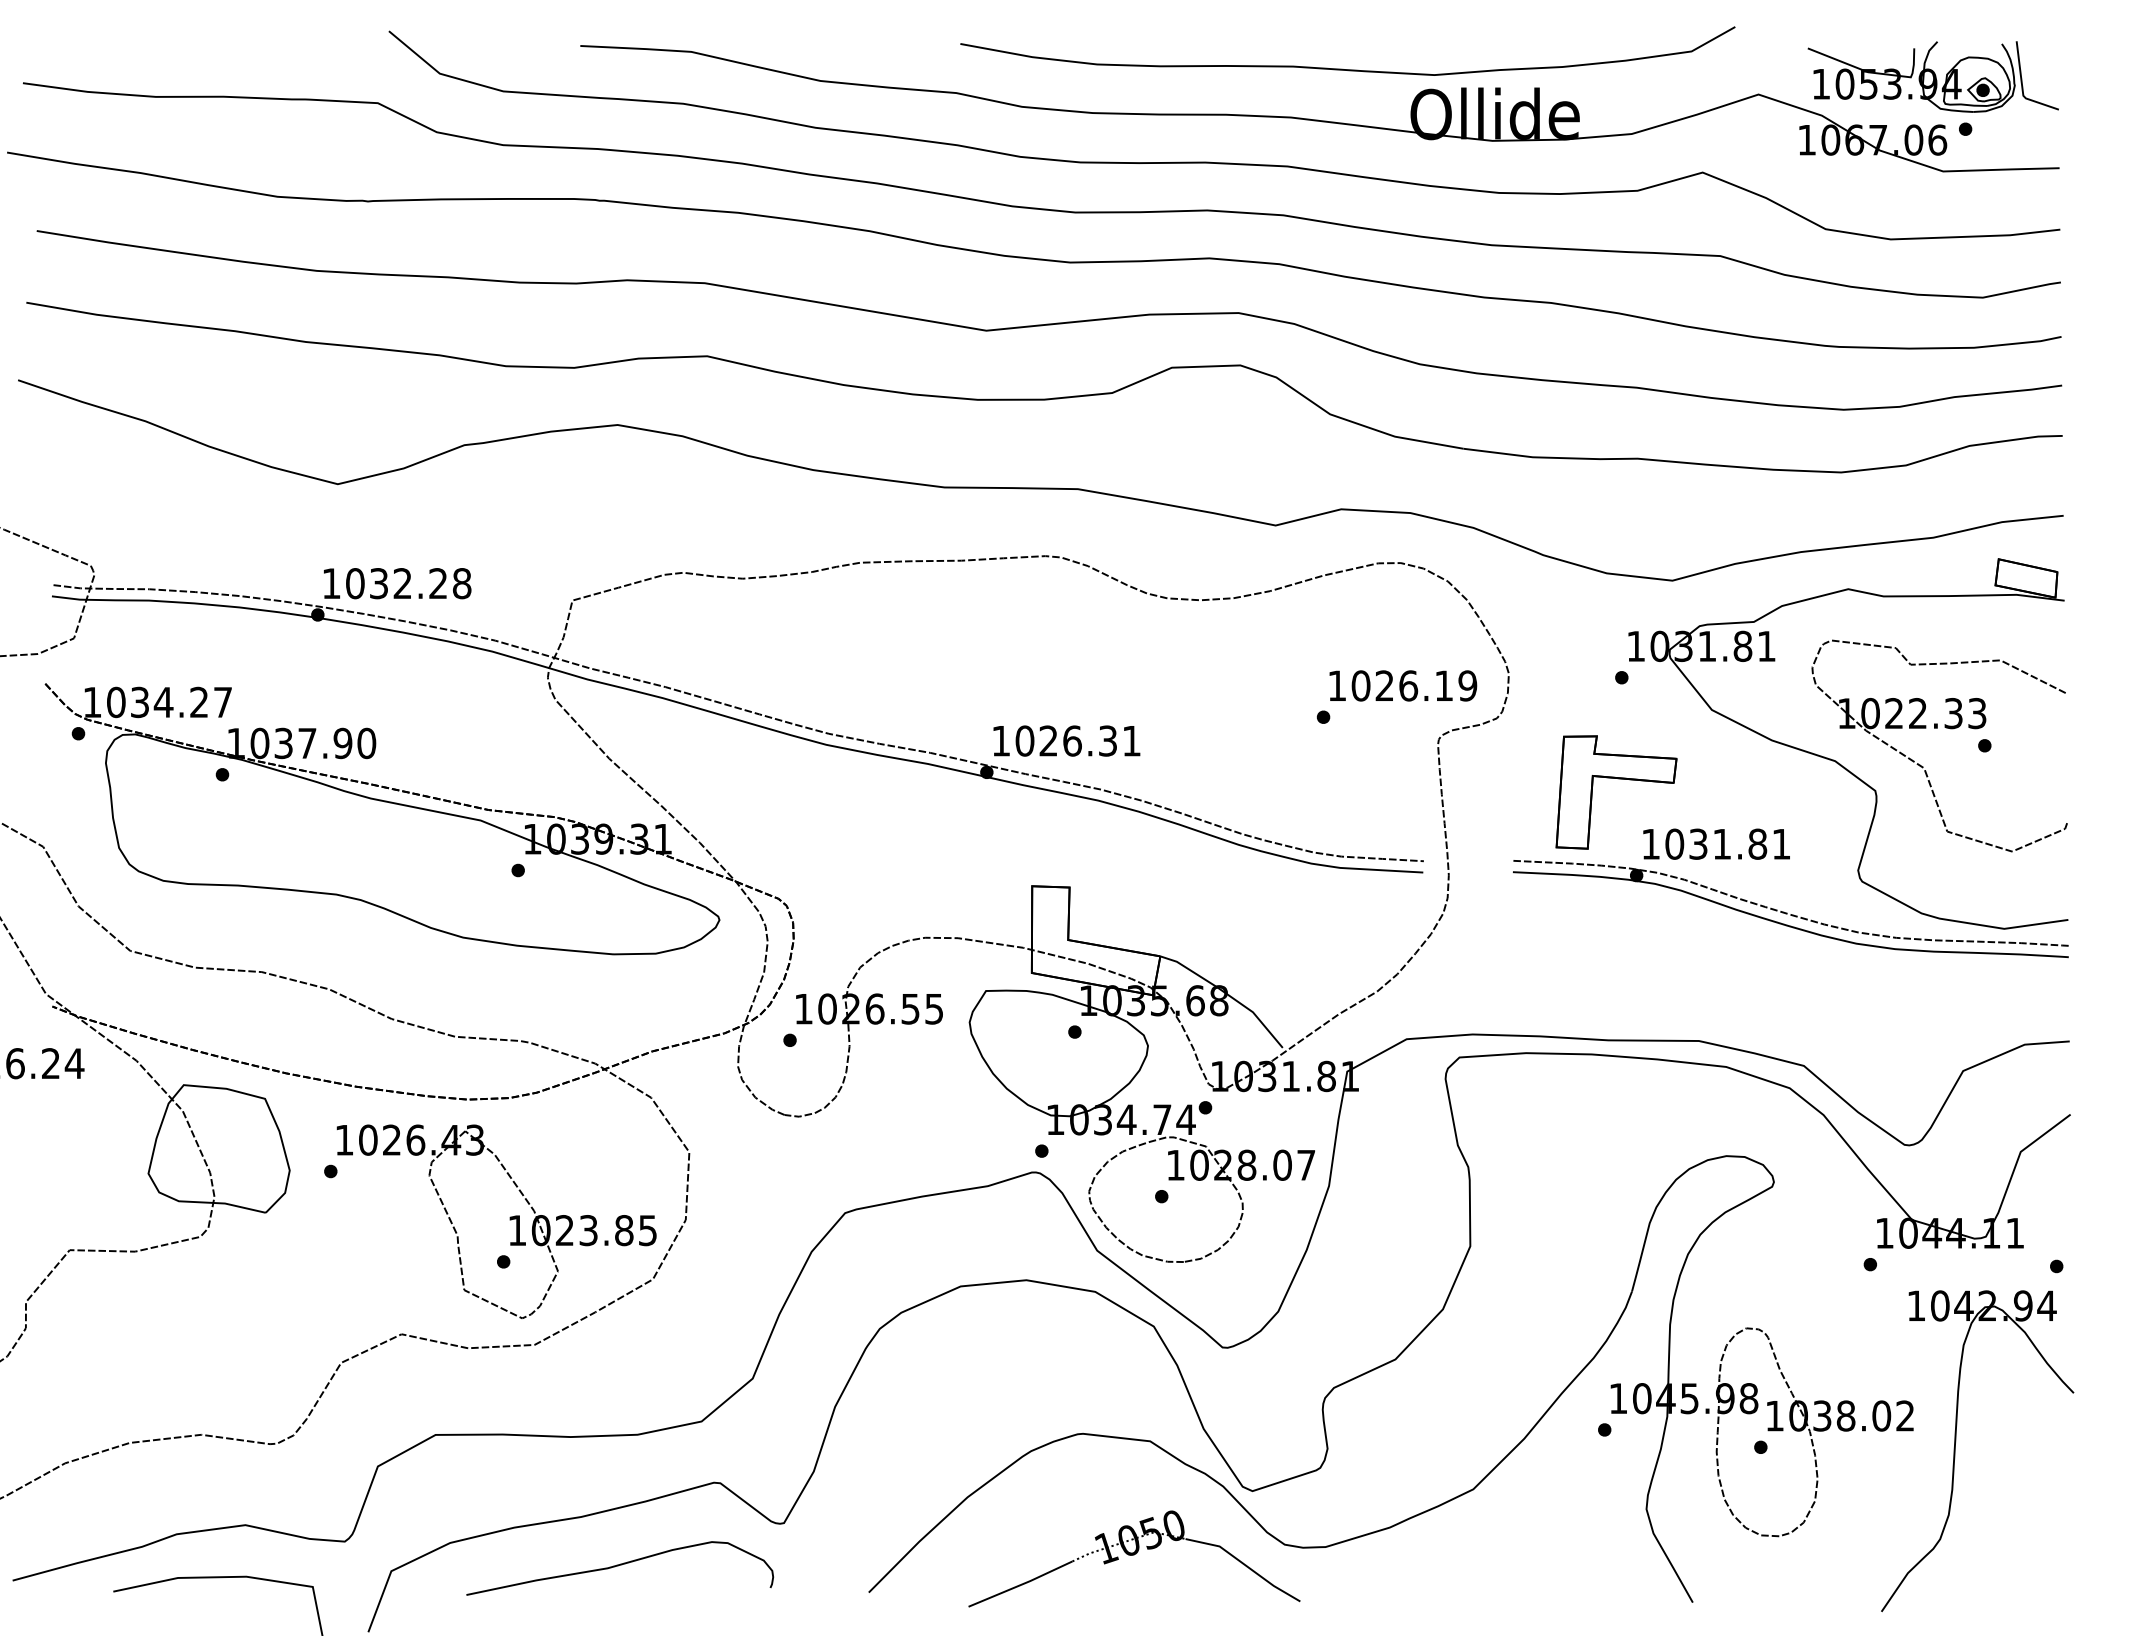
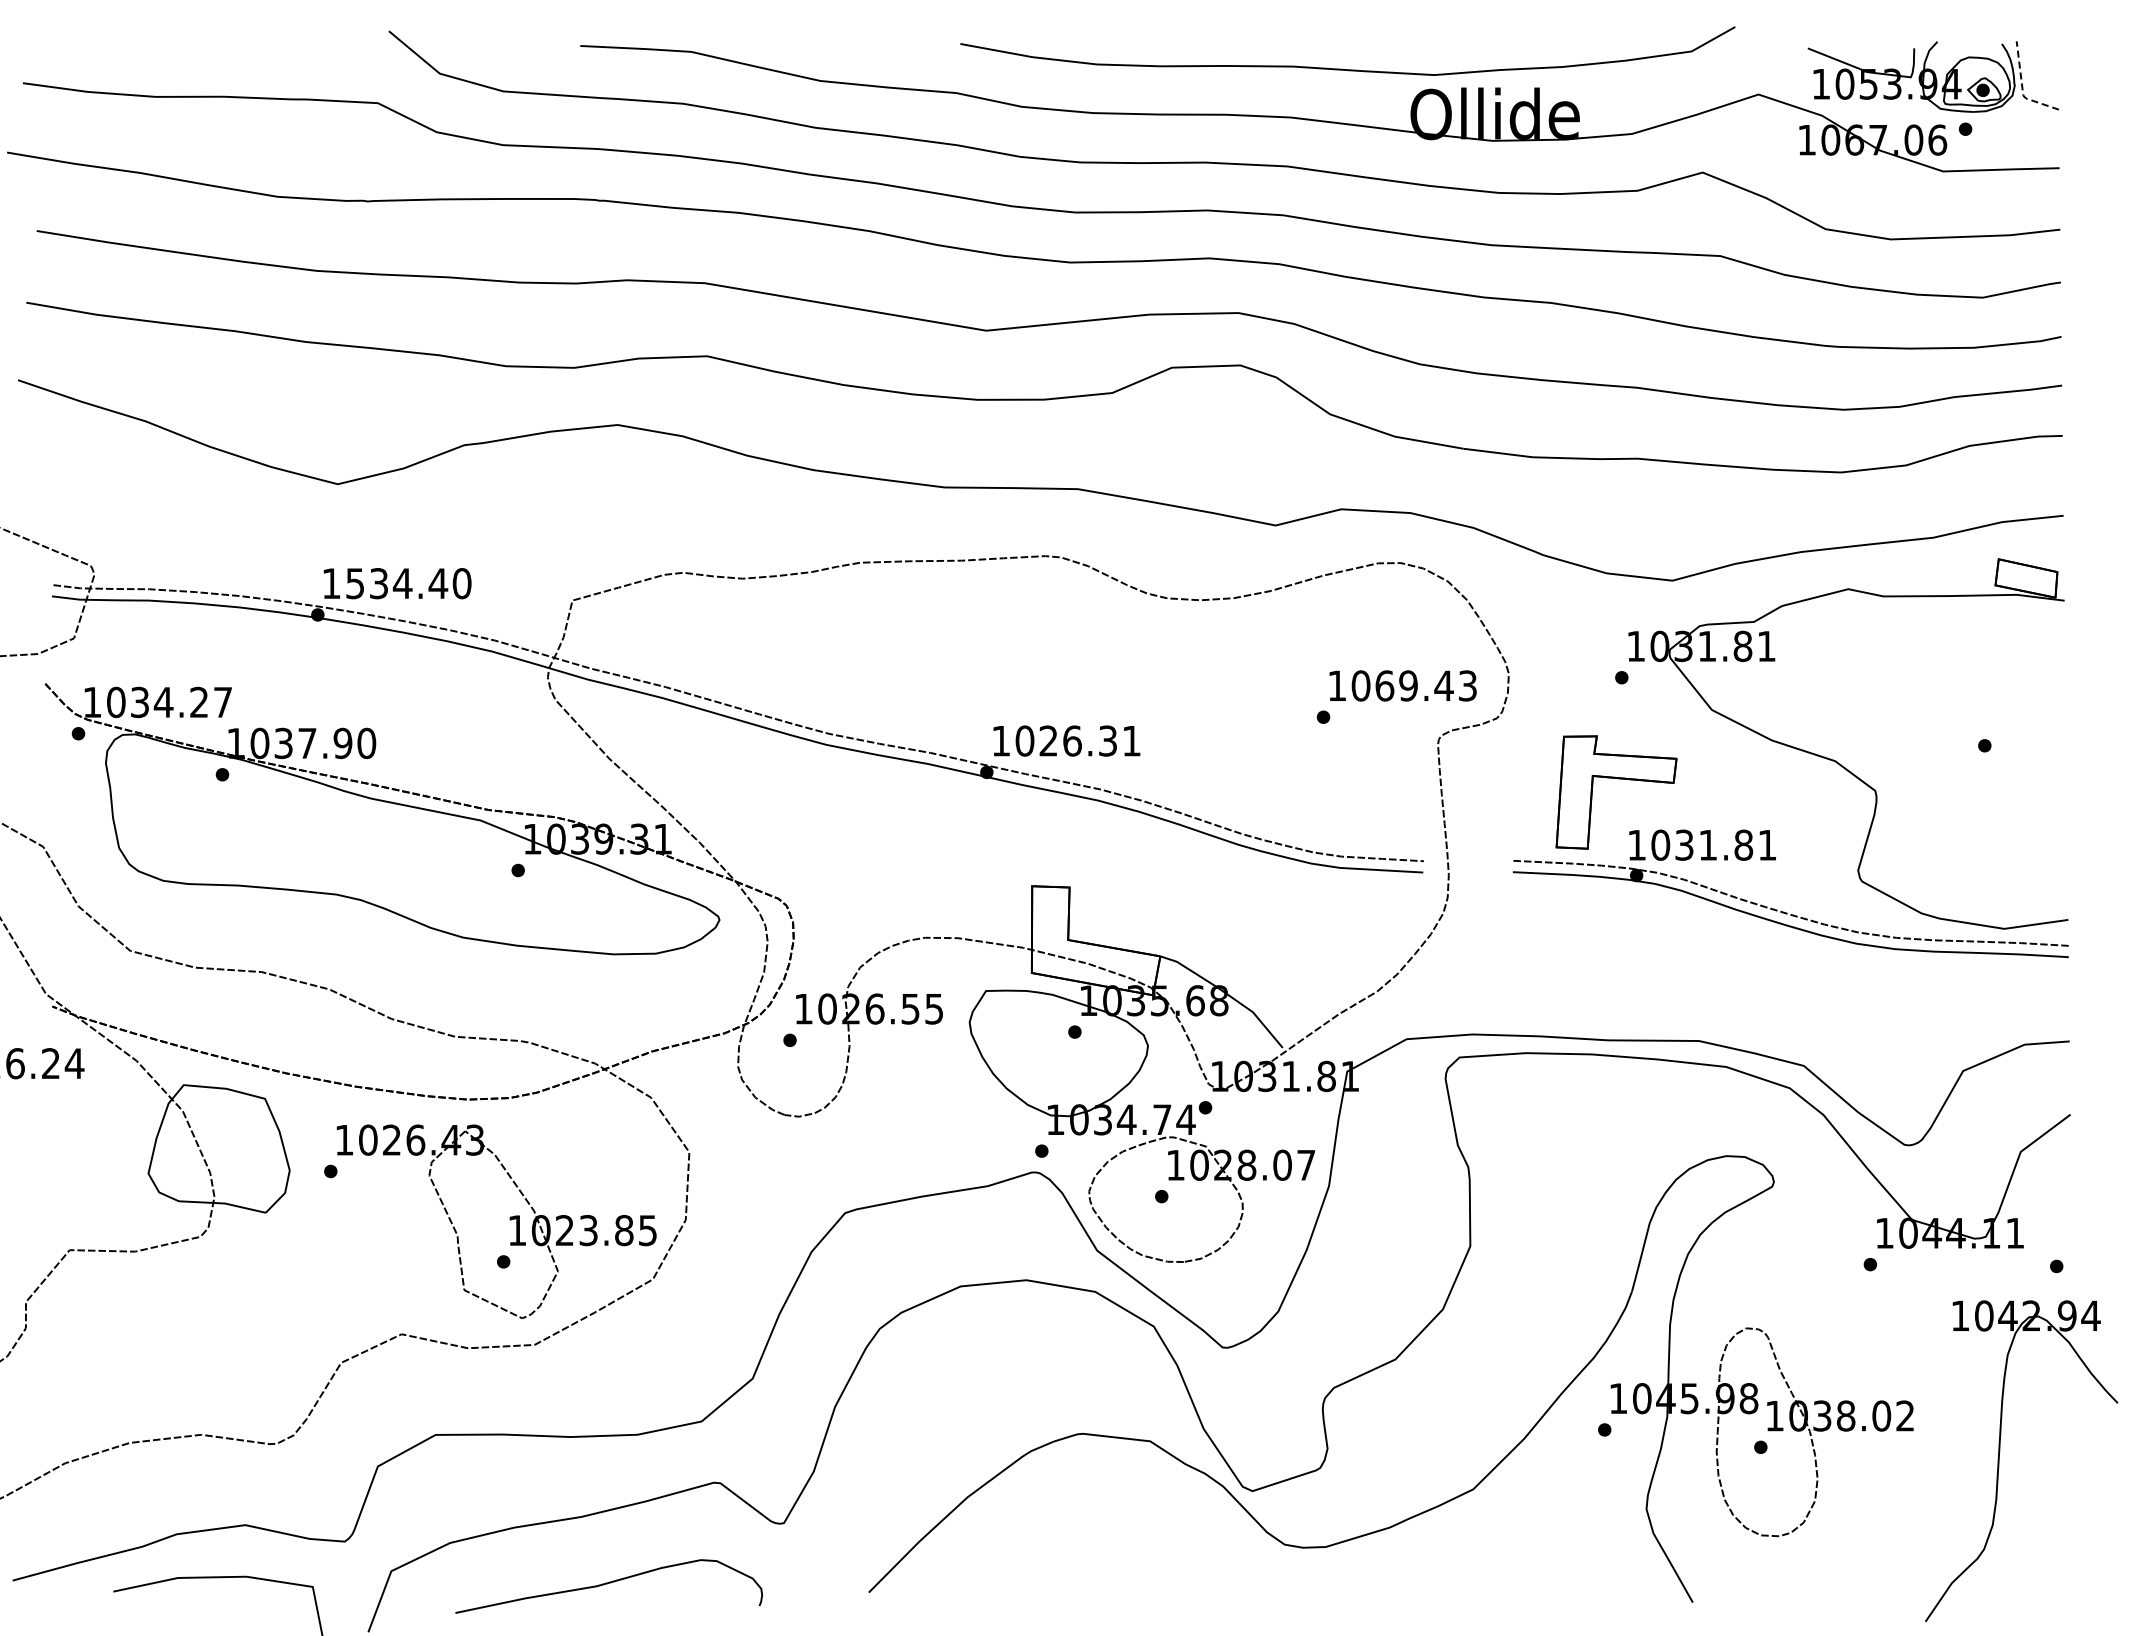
line: solid -> dashed (2022, 88)
text: 1032.28 -> 1534.40 (408, 583)
text: 1026.19 -> 1069.43 (1426, 685)
part: present -> none (1937, 728)
text position: (1716, 843) -> (1702, 844) (1702, 844)
part position: (1955, 1451) -> (1999, 1461) (1999, 1461)
part: present -> none (1134, 1558)
curve position: (618, 1566) -> (607, 1584) (607, 1584)
